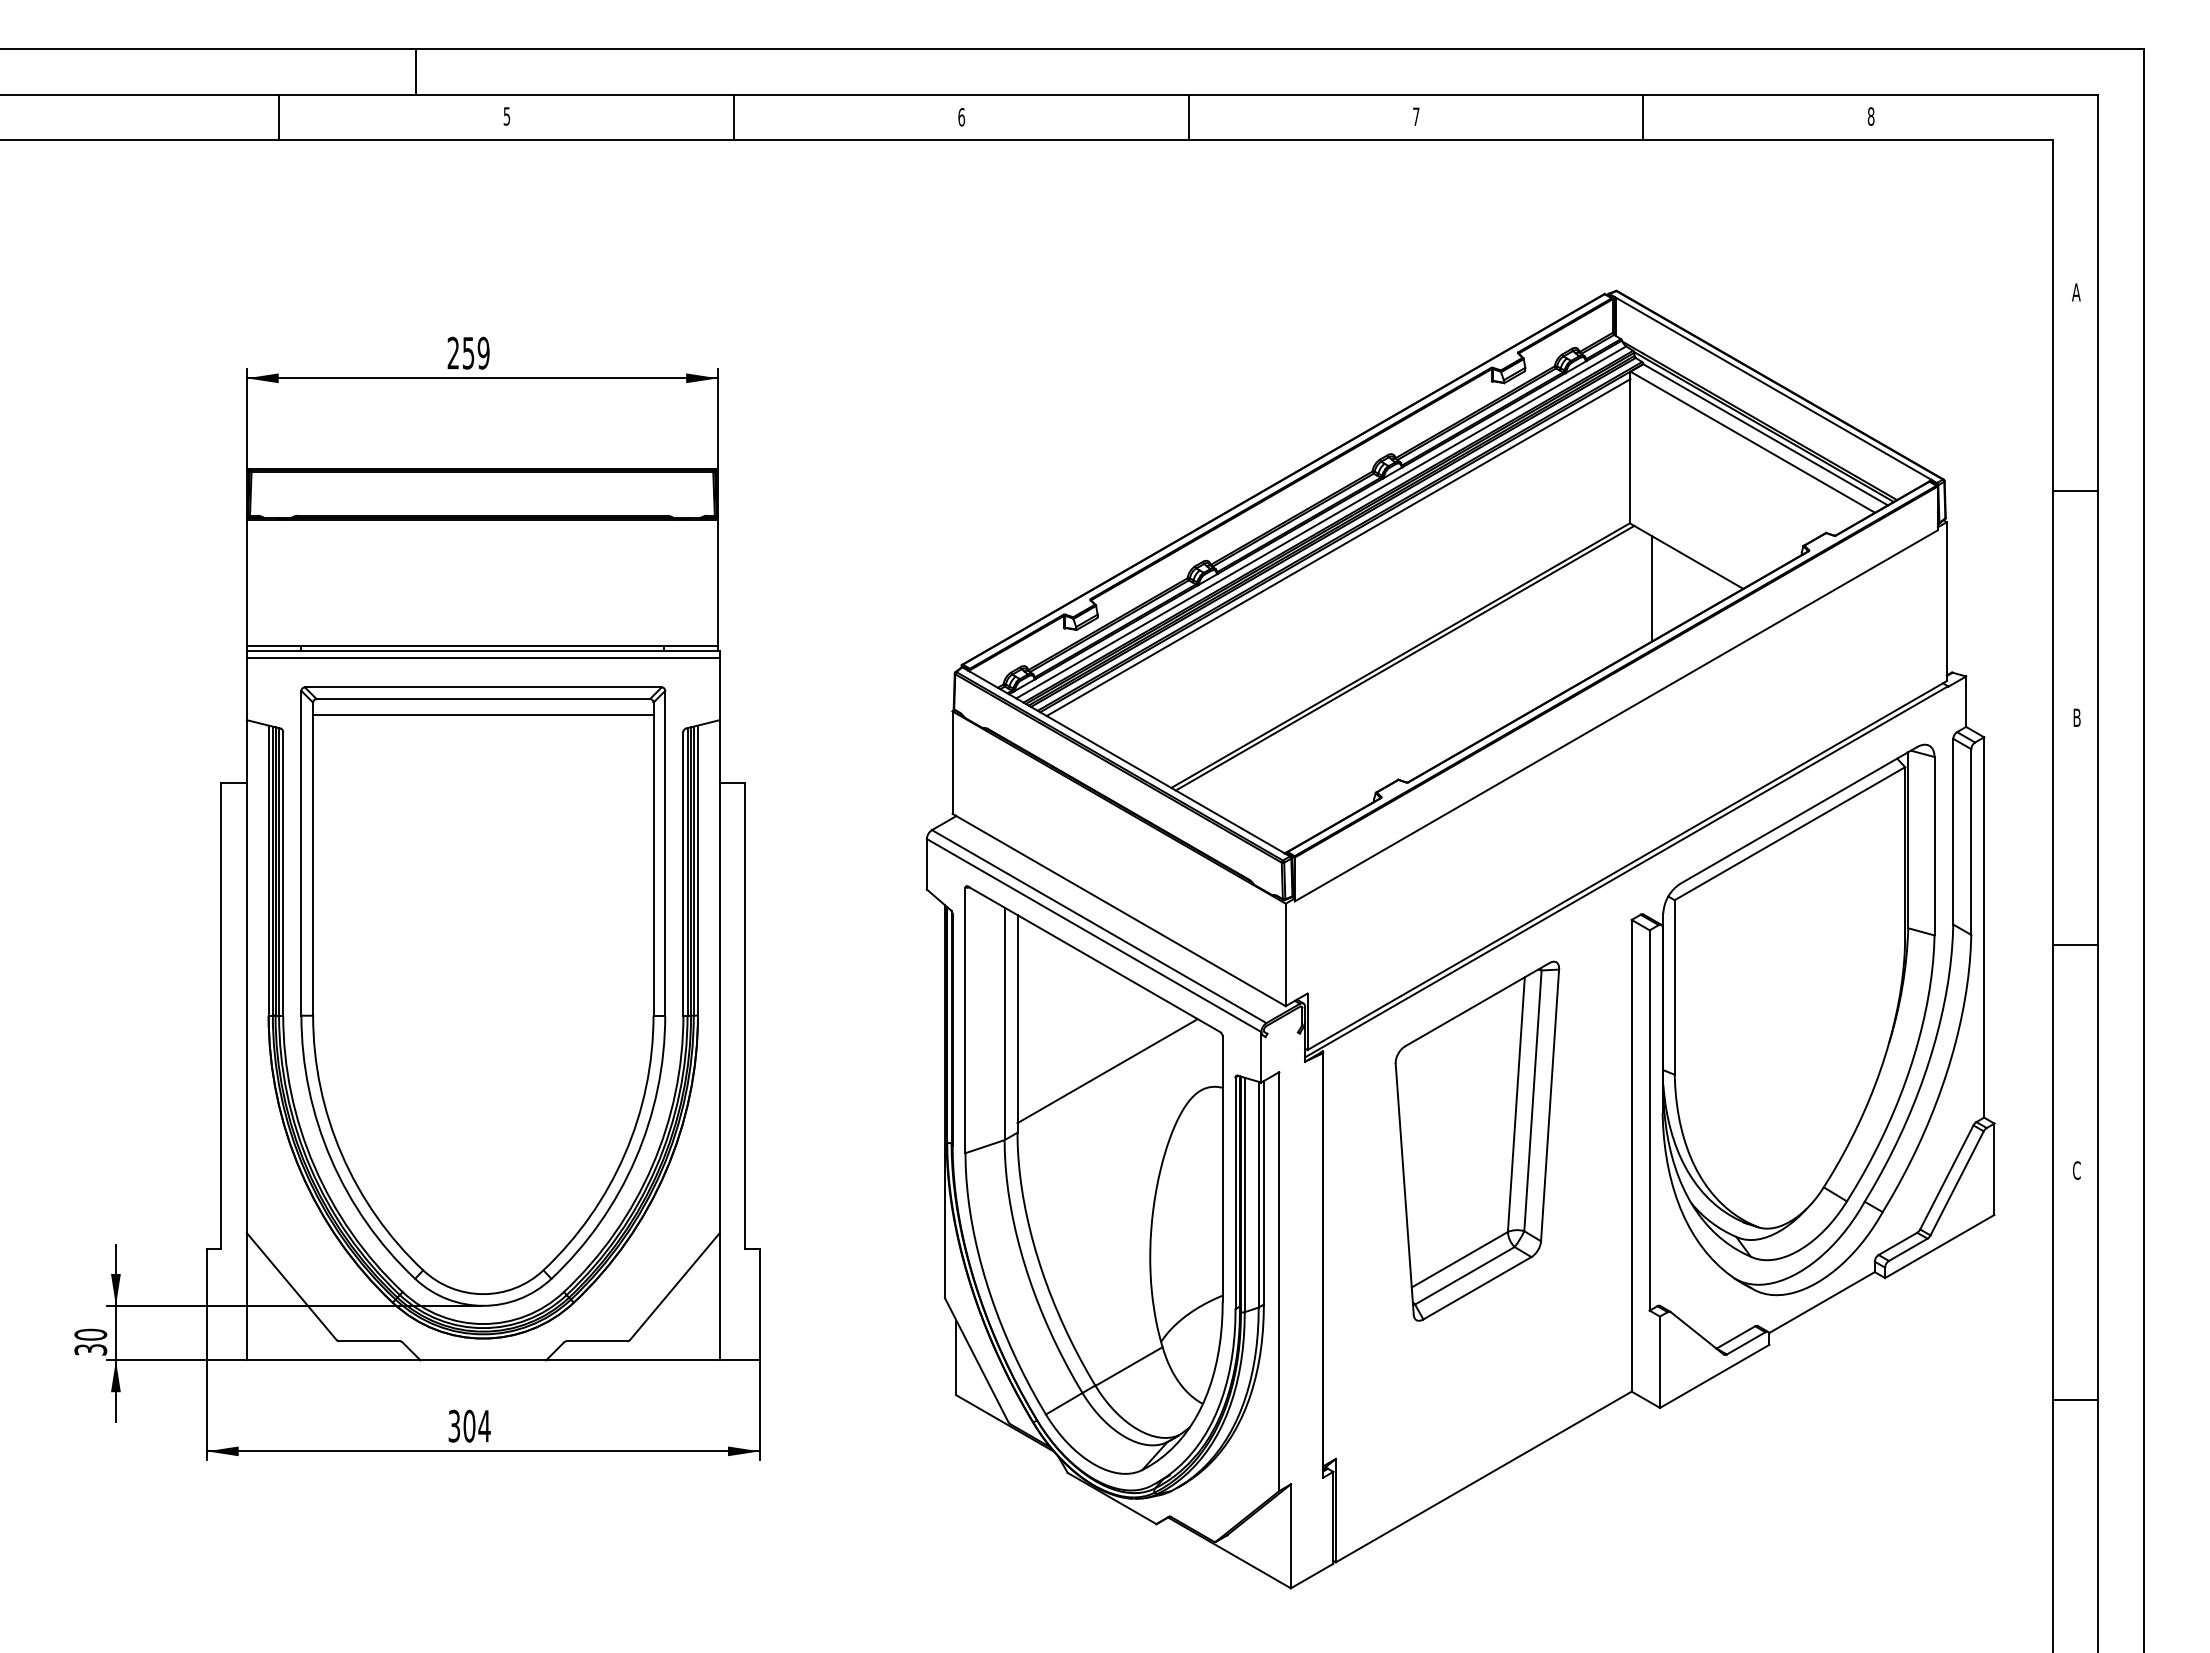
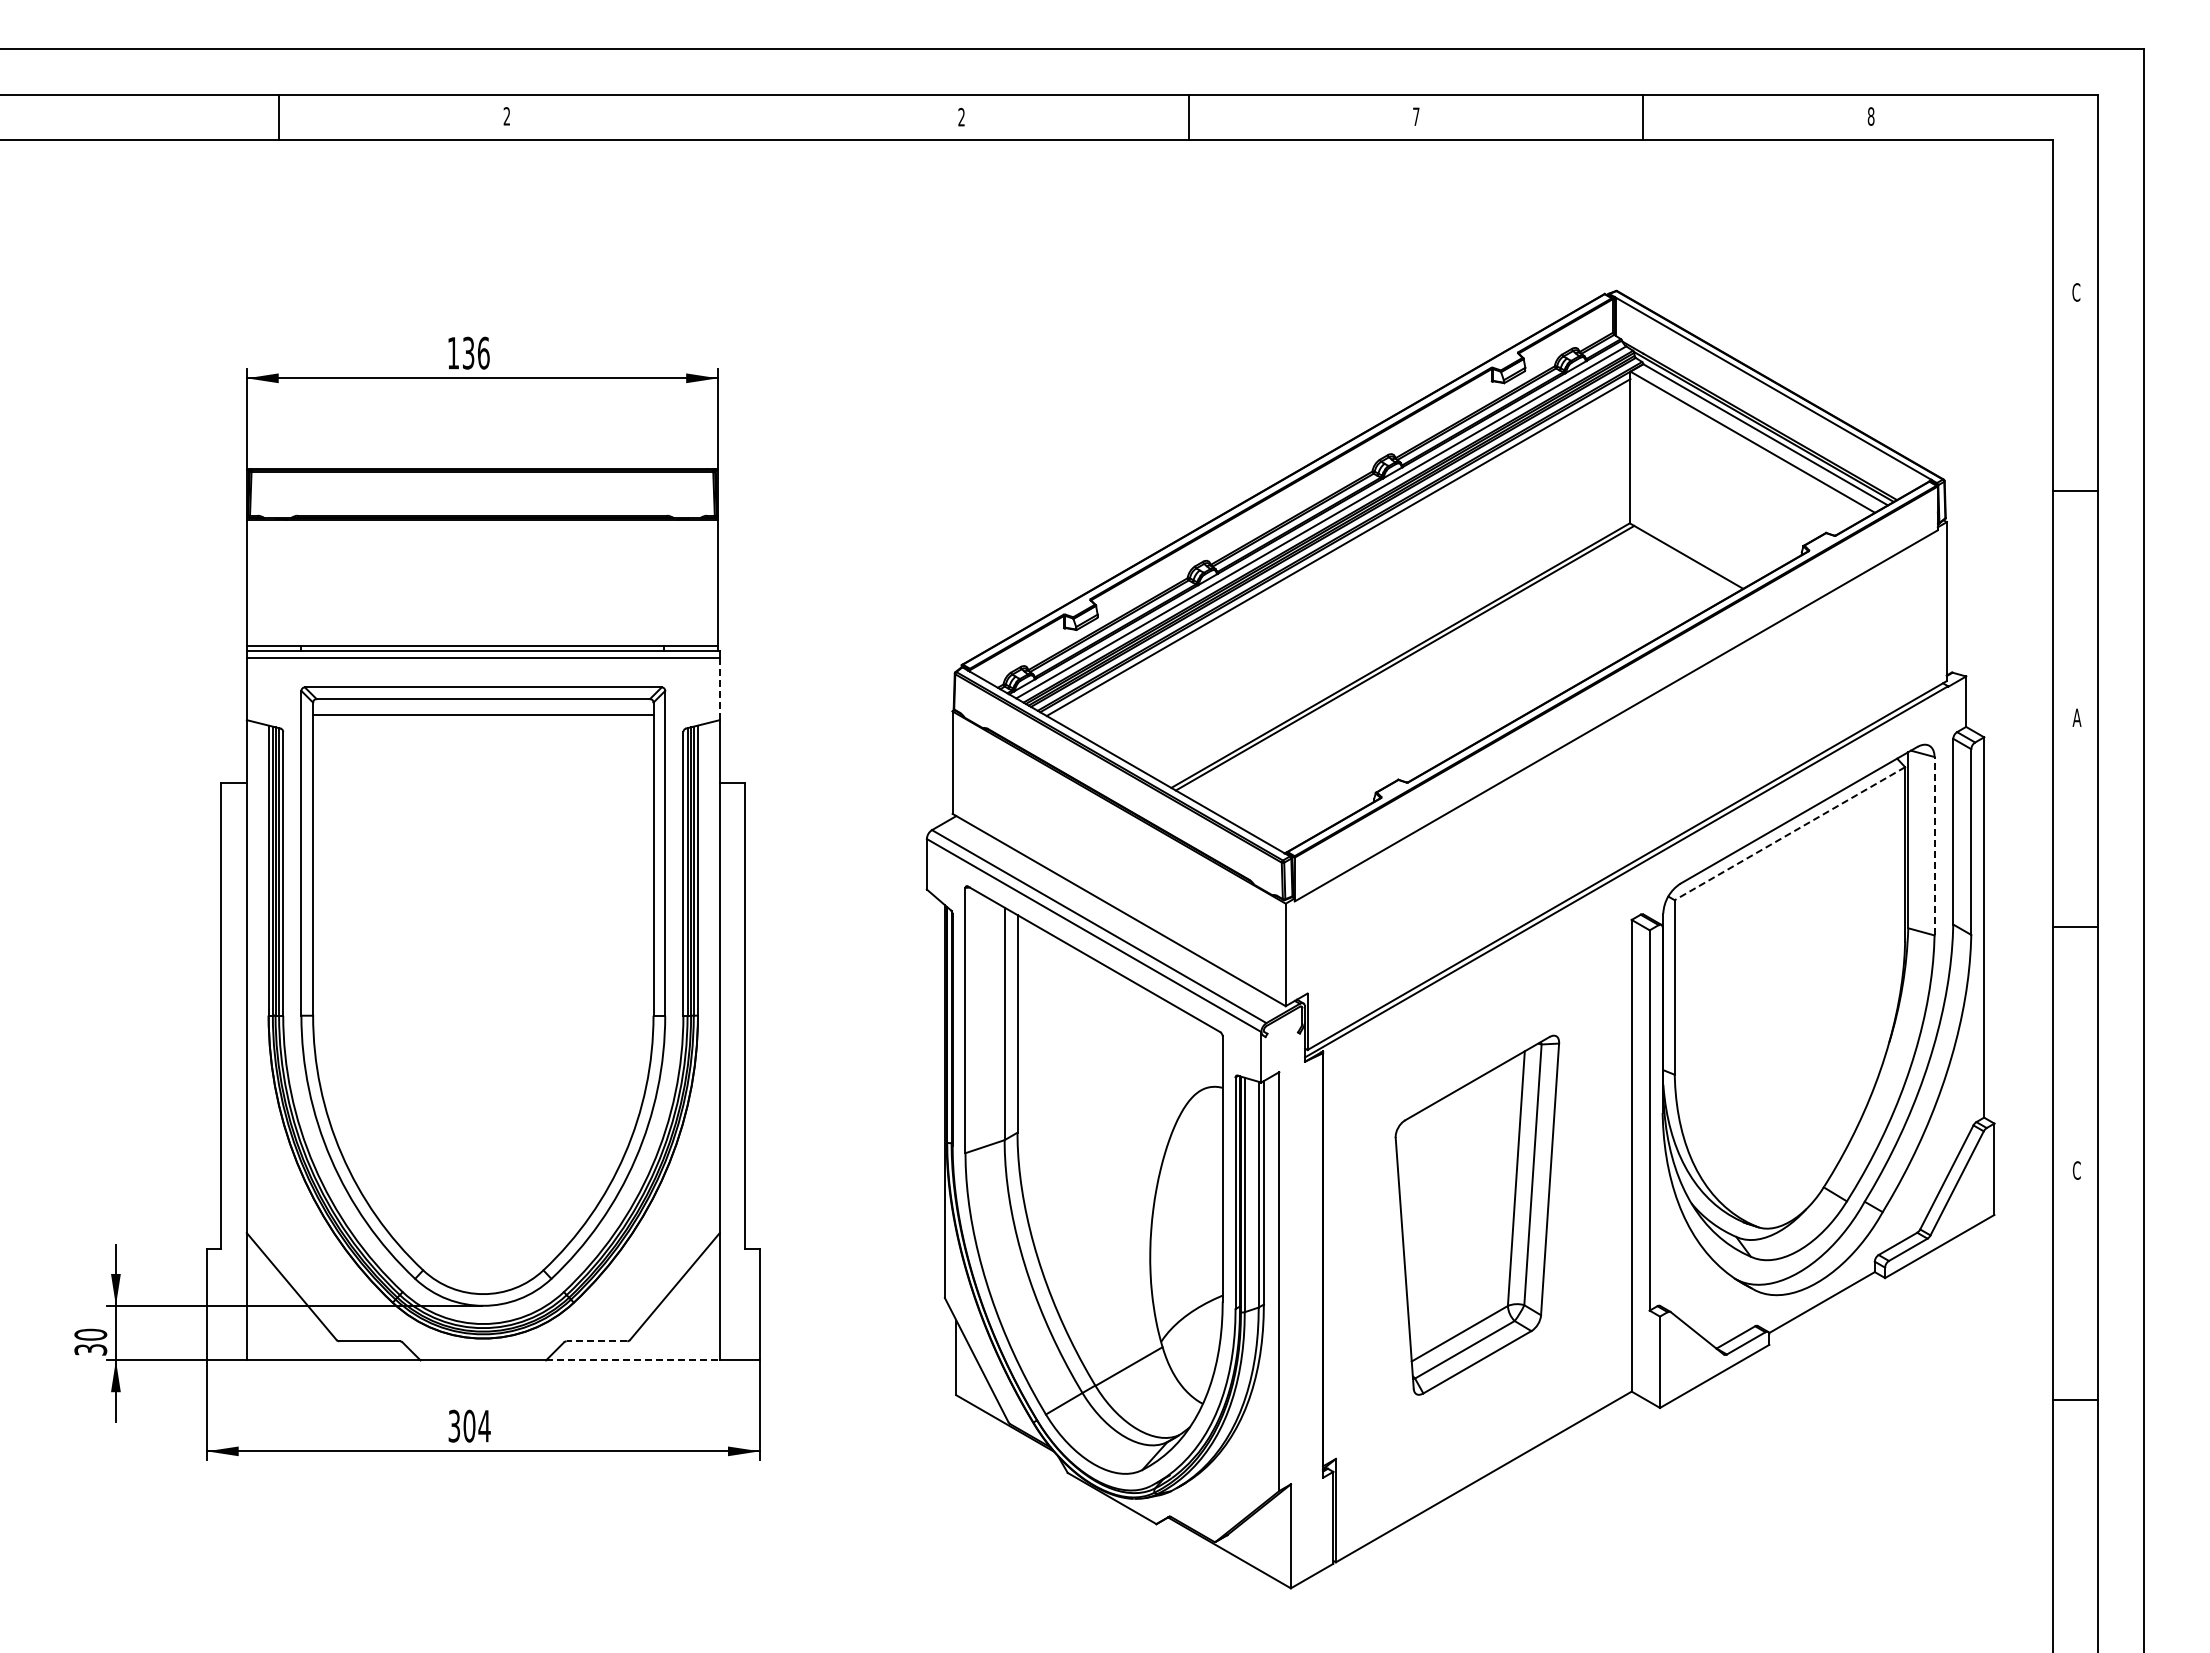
line: present -> none (415, 71)
text: 5 -> 2 (506, 116)
text: 6 -> 2 (961, 116)
line: present -> none (734, 117)
text: A -> C (2076, 292)
text: 259 -> 136 (468, 352)
line: present -> none (1652, 588)
line: solid -> dashed (719, 689)
text: B -> A (2076, 717)
line: solid -> dashed (1789, 833)
line: solid -> dashed (1934, 845)
line position: (2075, 945) -> (2075, 927) (2075, 927)
line: present -> none (1107, 1071)
part position: (1477, 1140) -> (1477, 1214) (1477, 1214)
line: solid -> dashed (596, 1341)
line: solid -> dashed (632, 1360)
